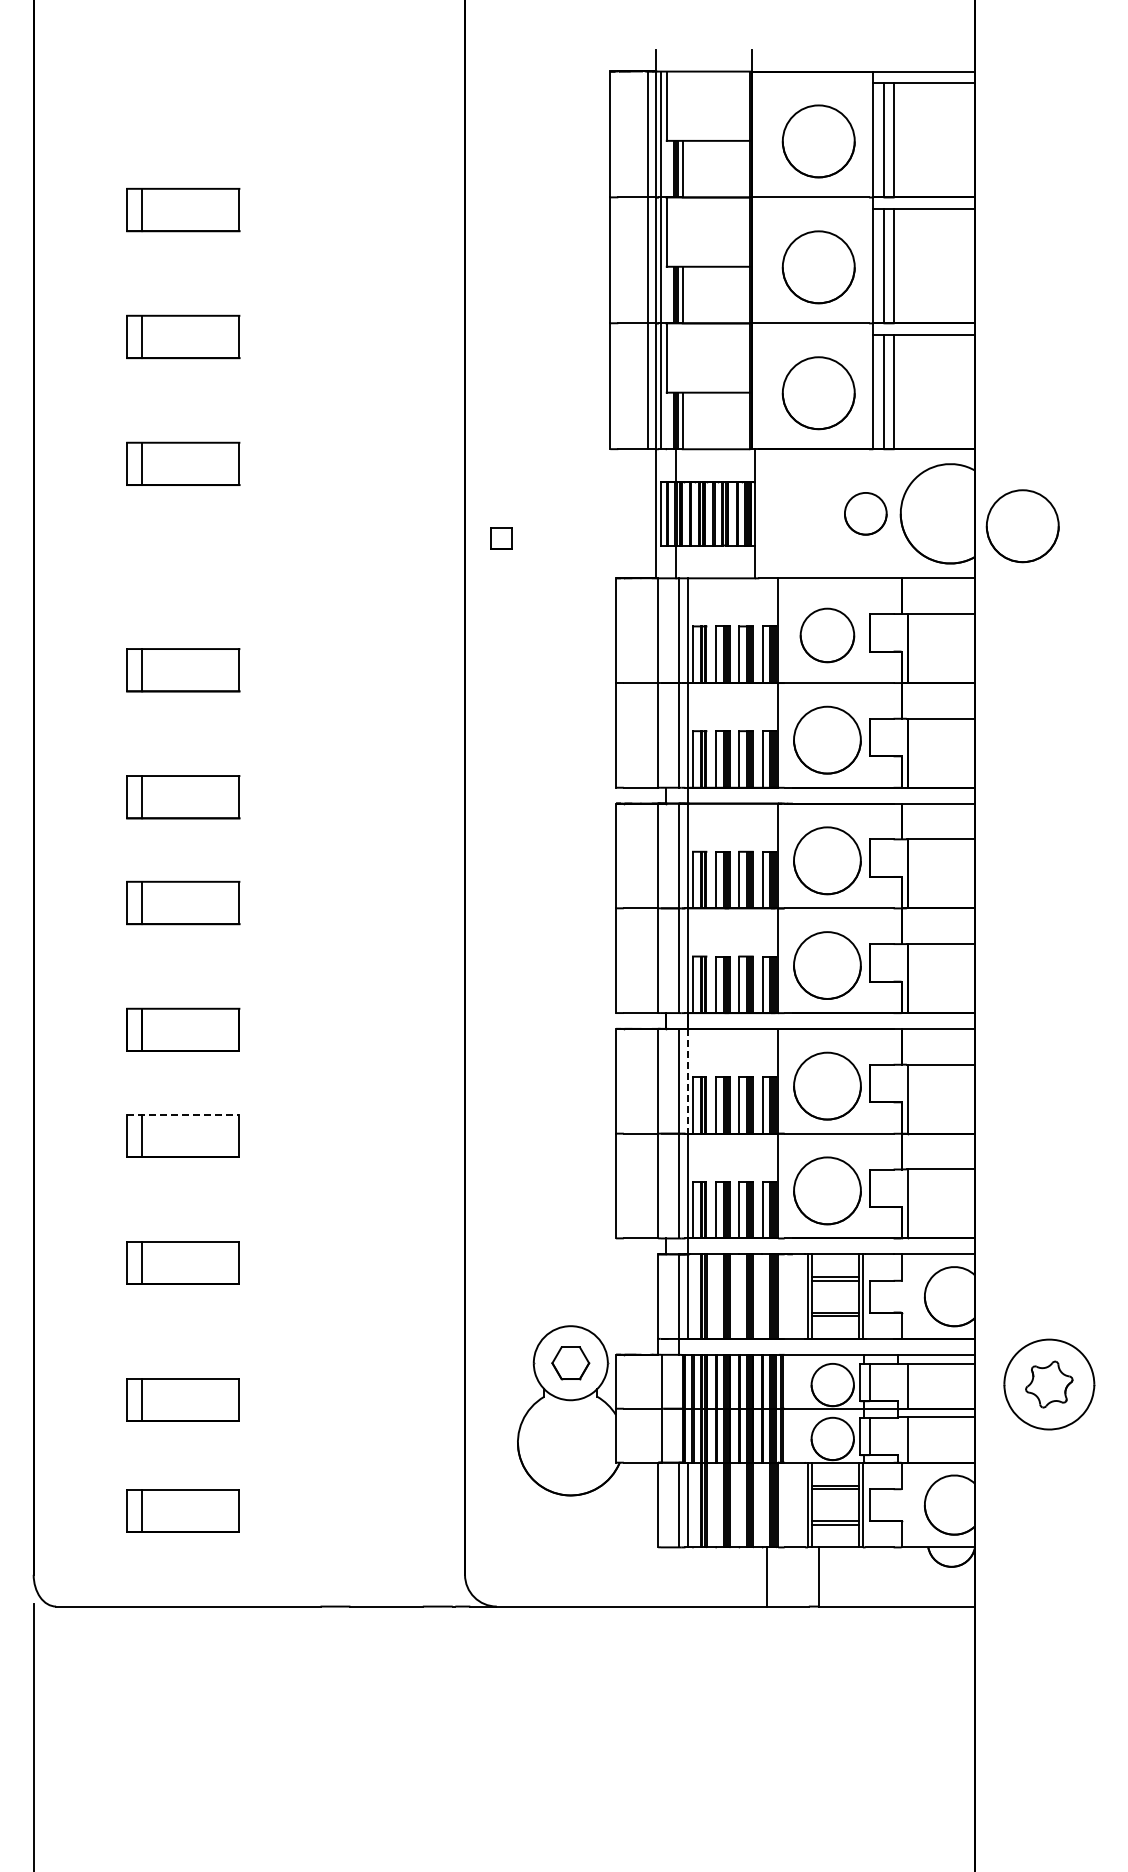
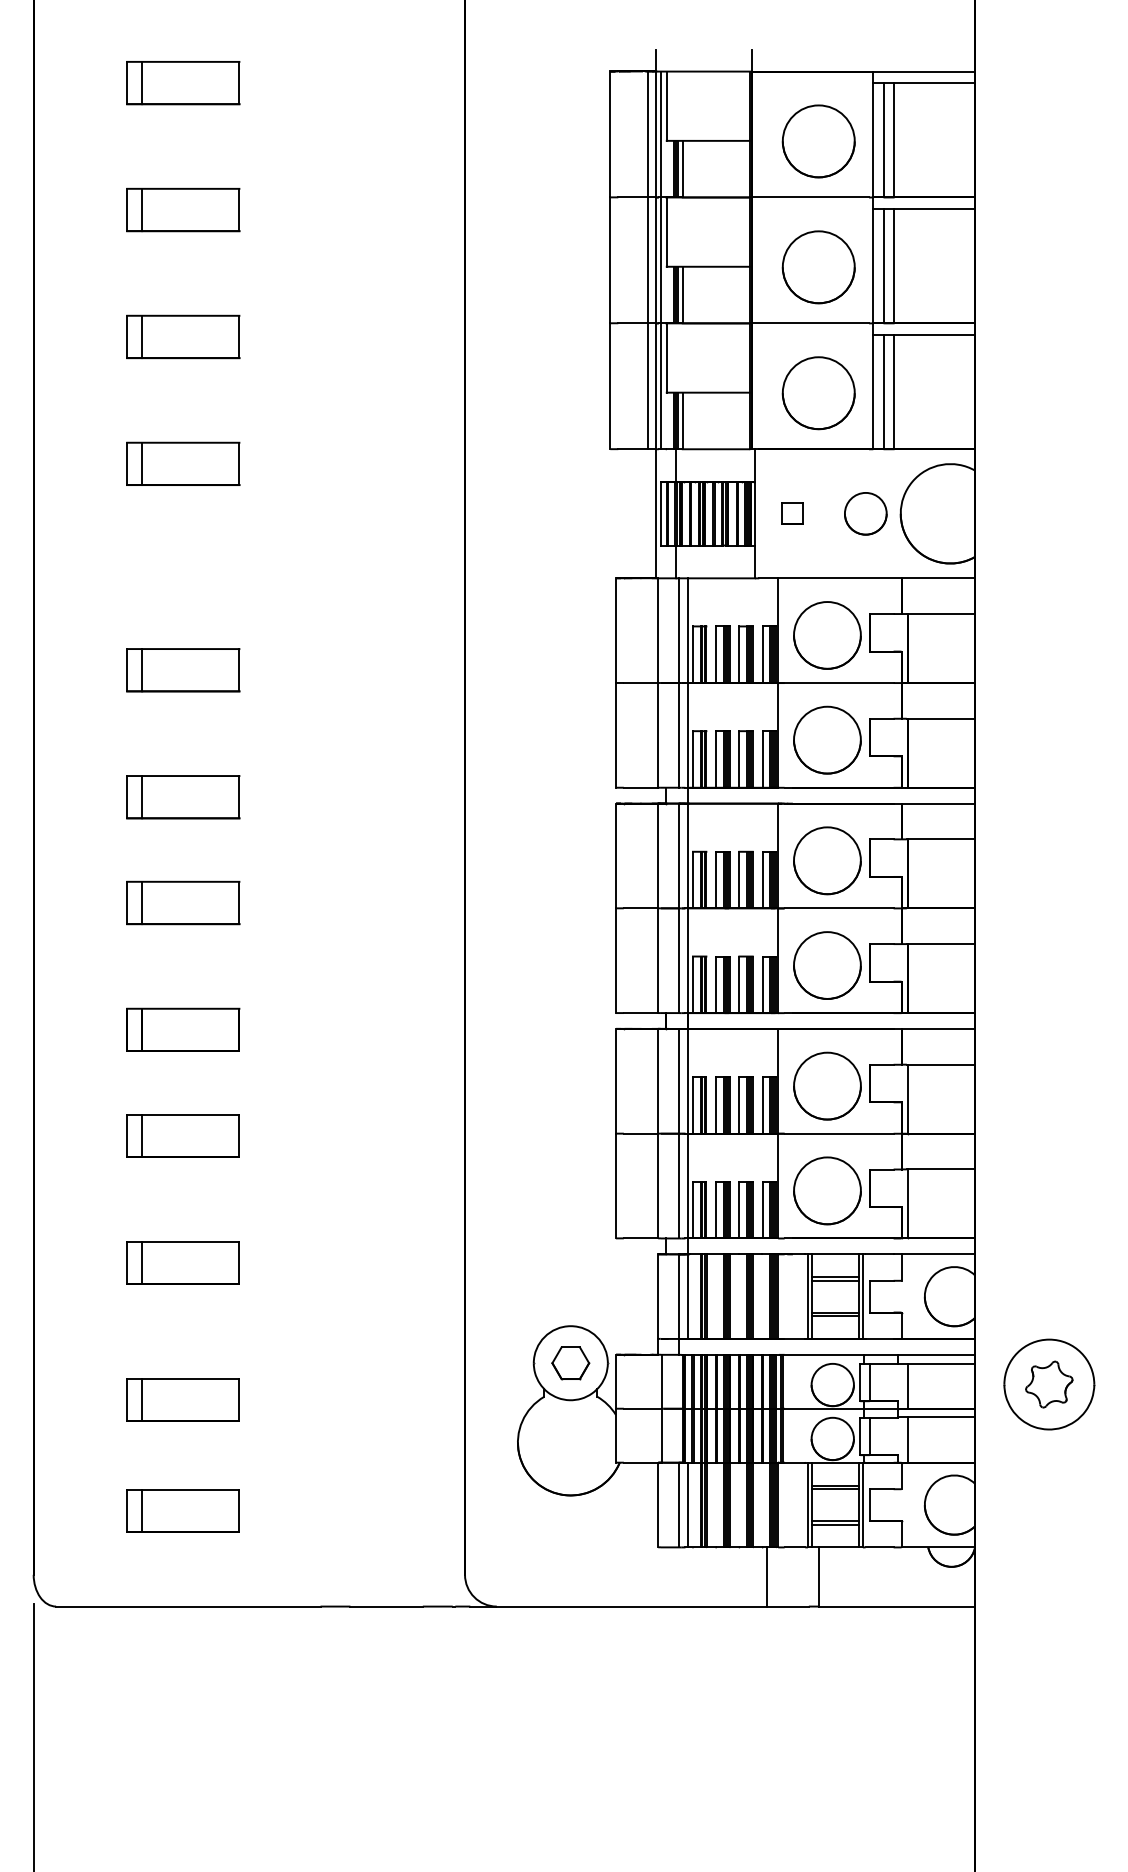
part: none -> present (183, 83)
part: present -> none (1022, 526)
part position: (501, 538) -> (792, 513) (792, 513)
circle size: 57x57 px -> 69x69 px (827, 635)
line: dashed -> solid (687, 1081)
line: dashed -> solid (183, 1114)
